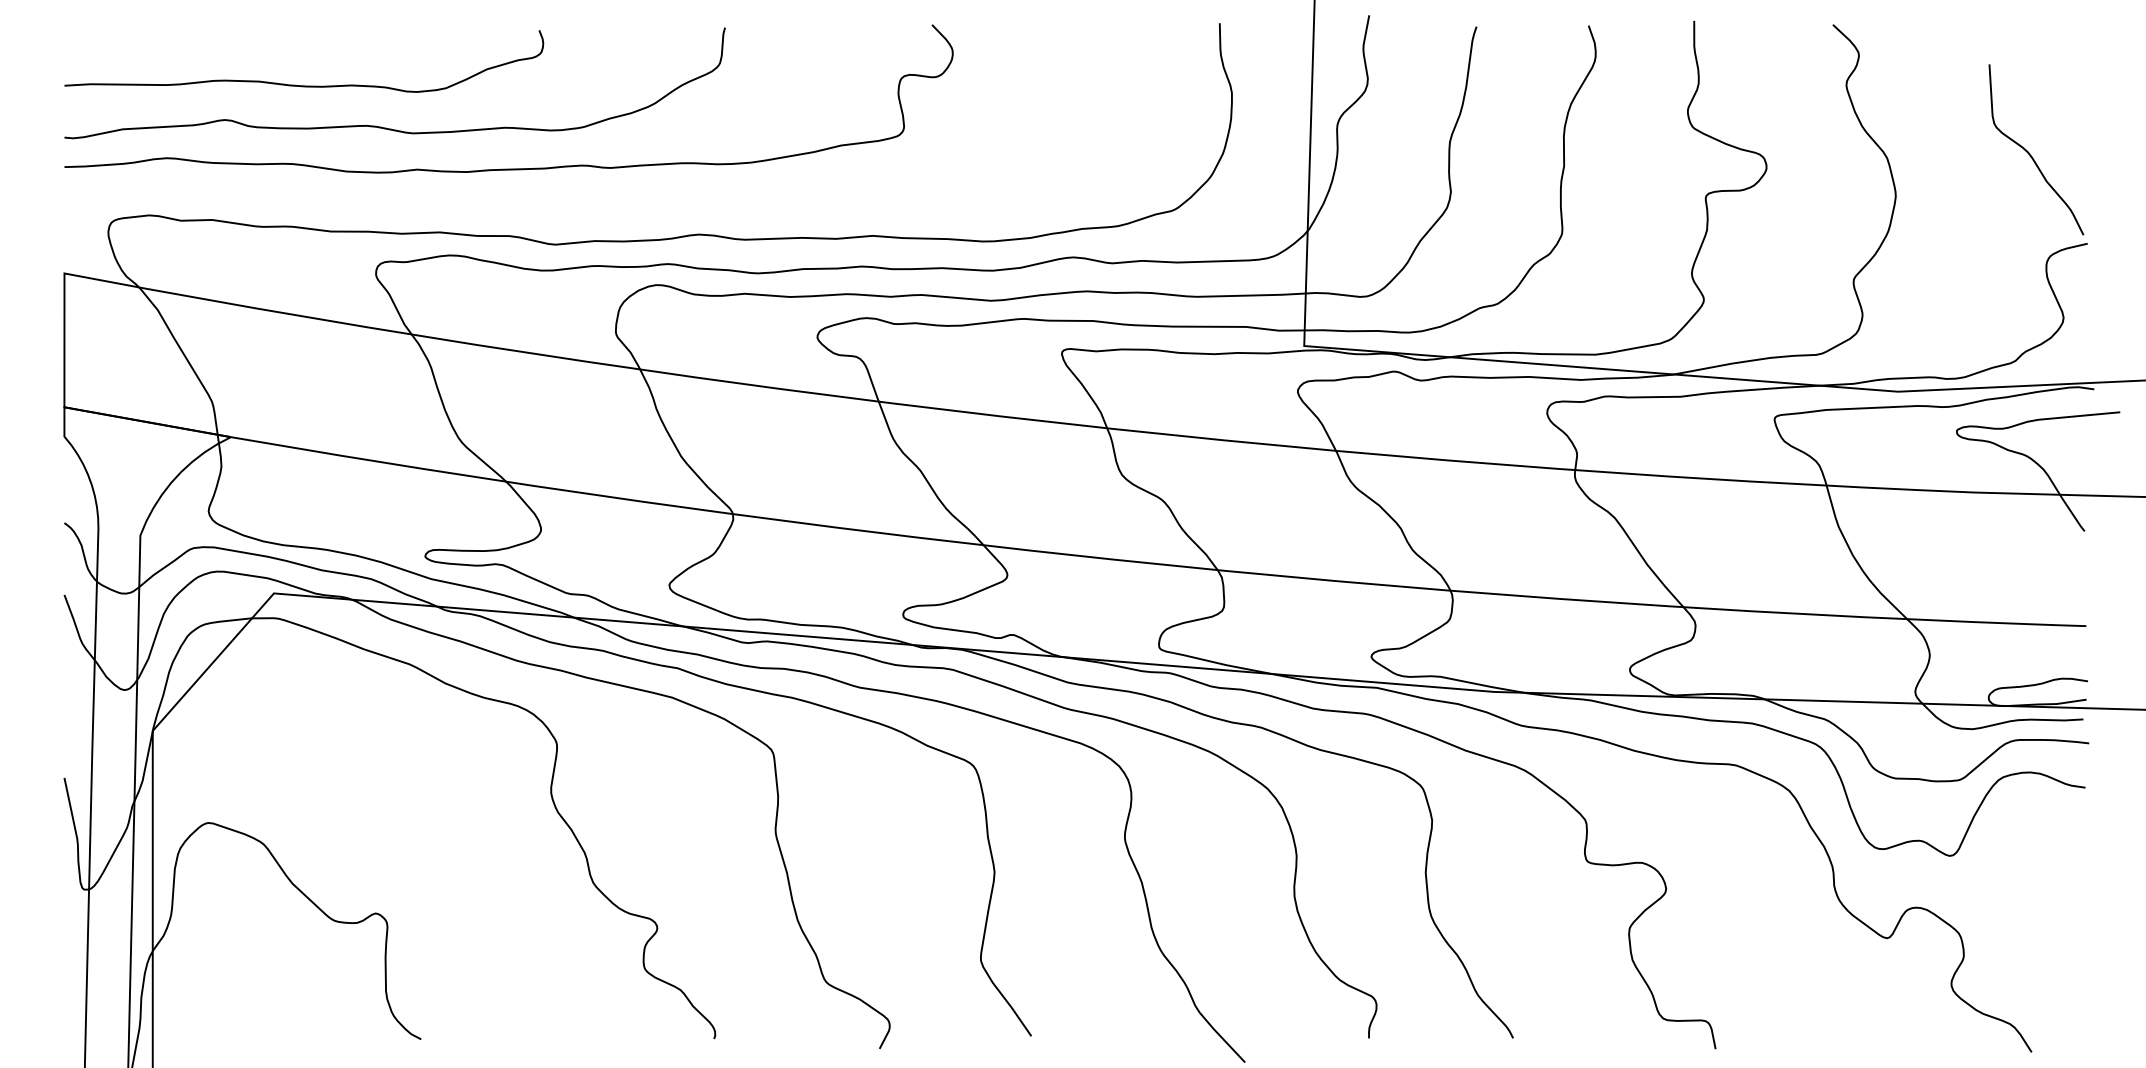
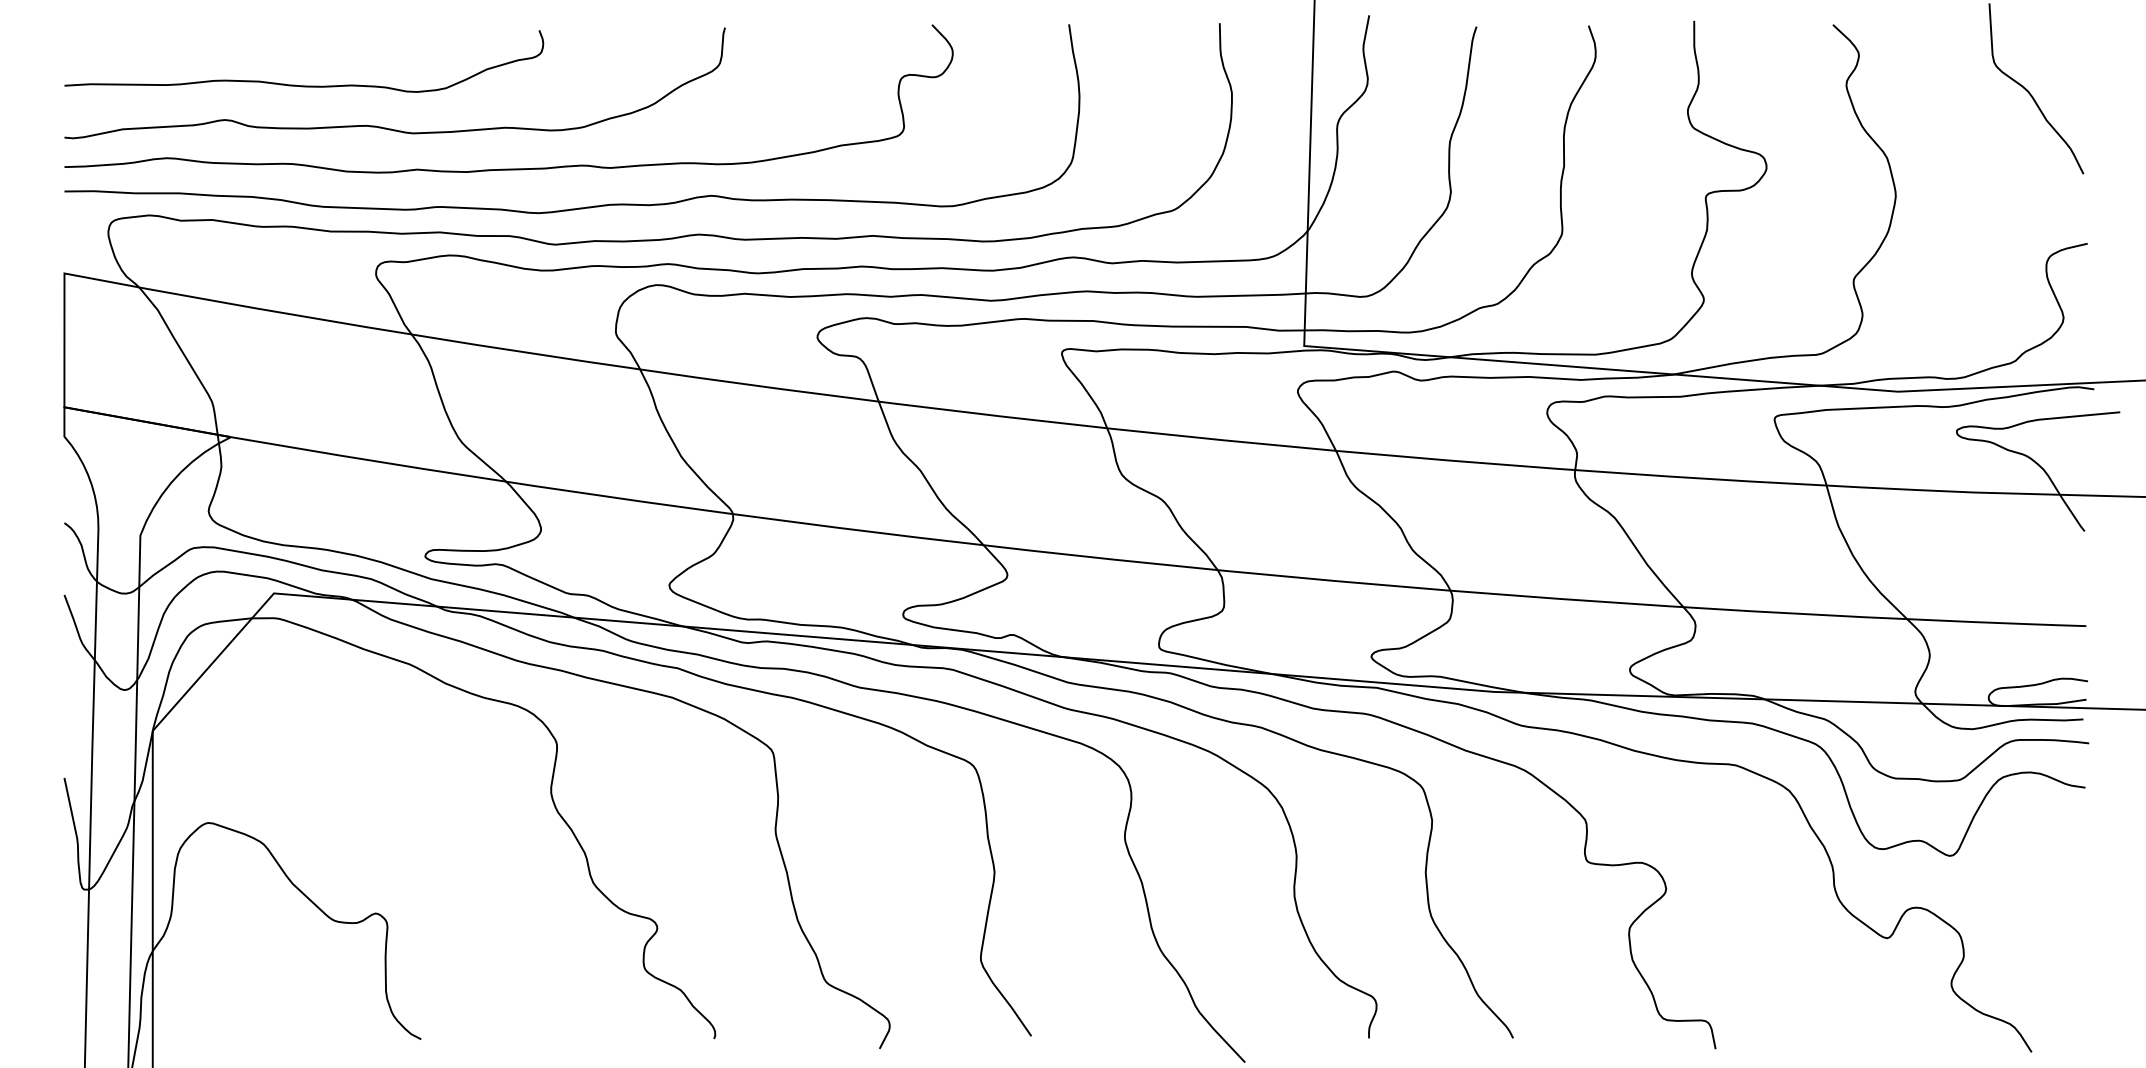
curve position: (2030, 153) -> (2030, 92) (2030, 92)
curve: none -> present (586, 206)
